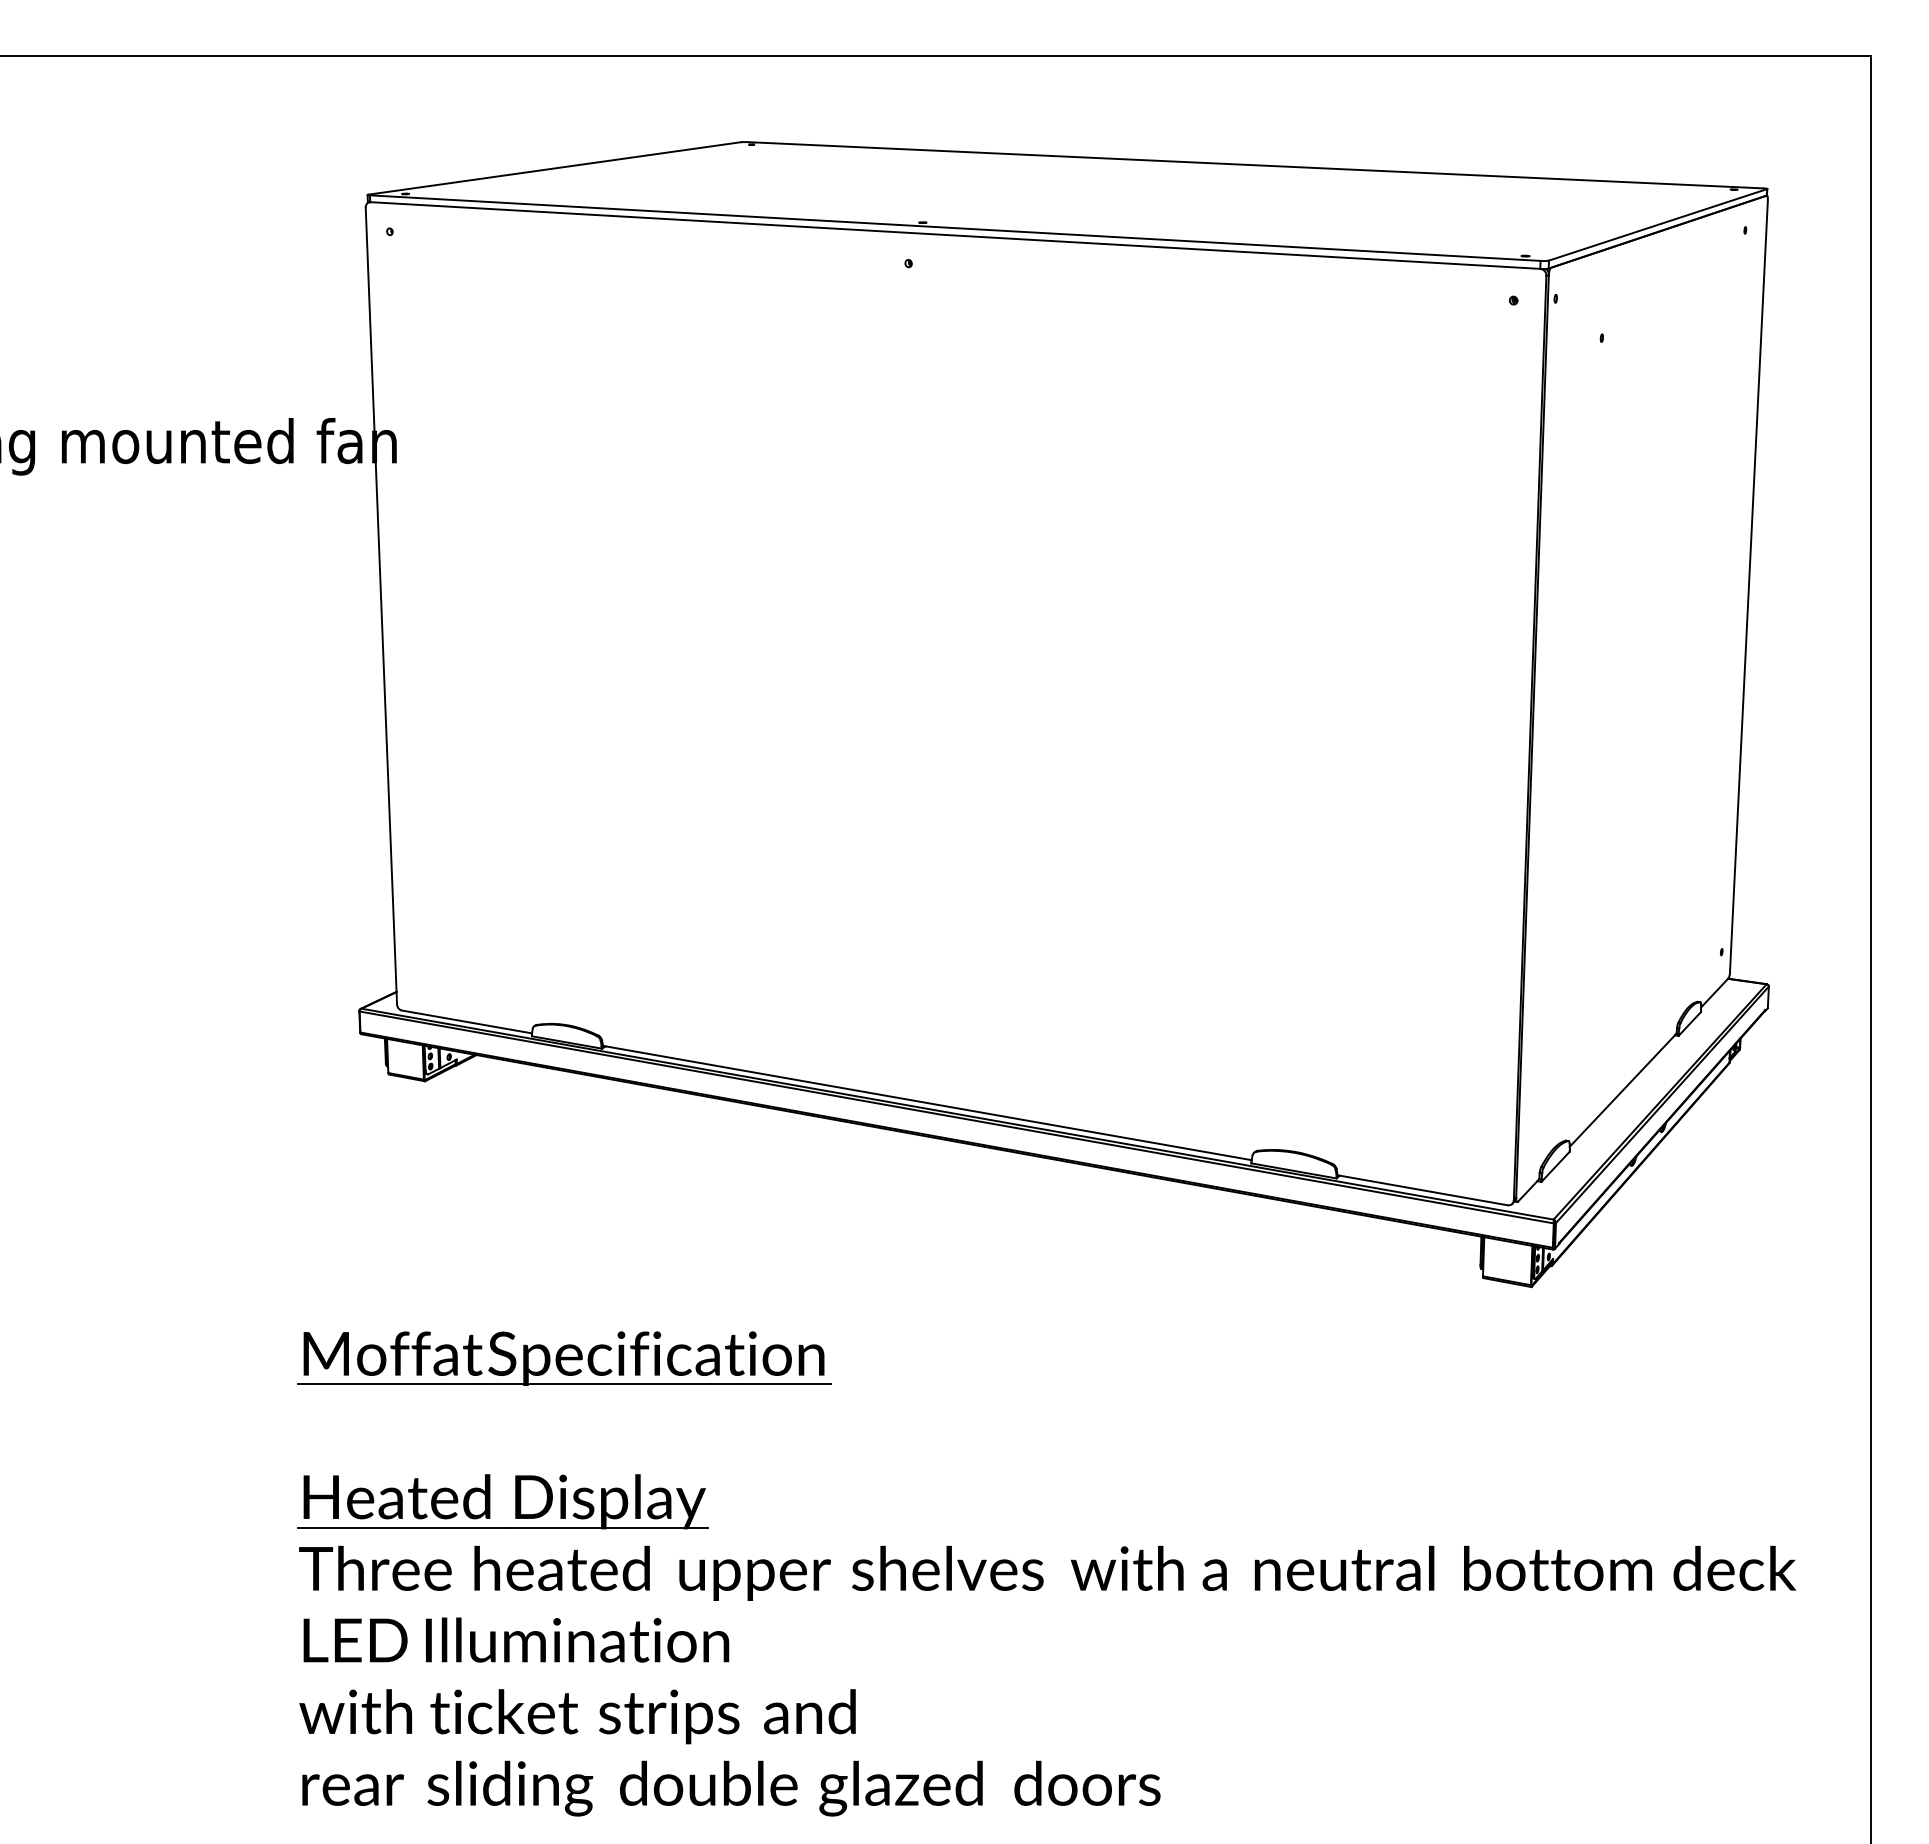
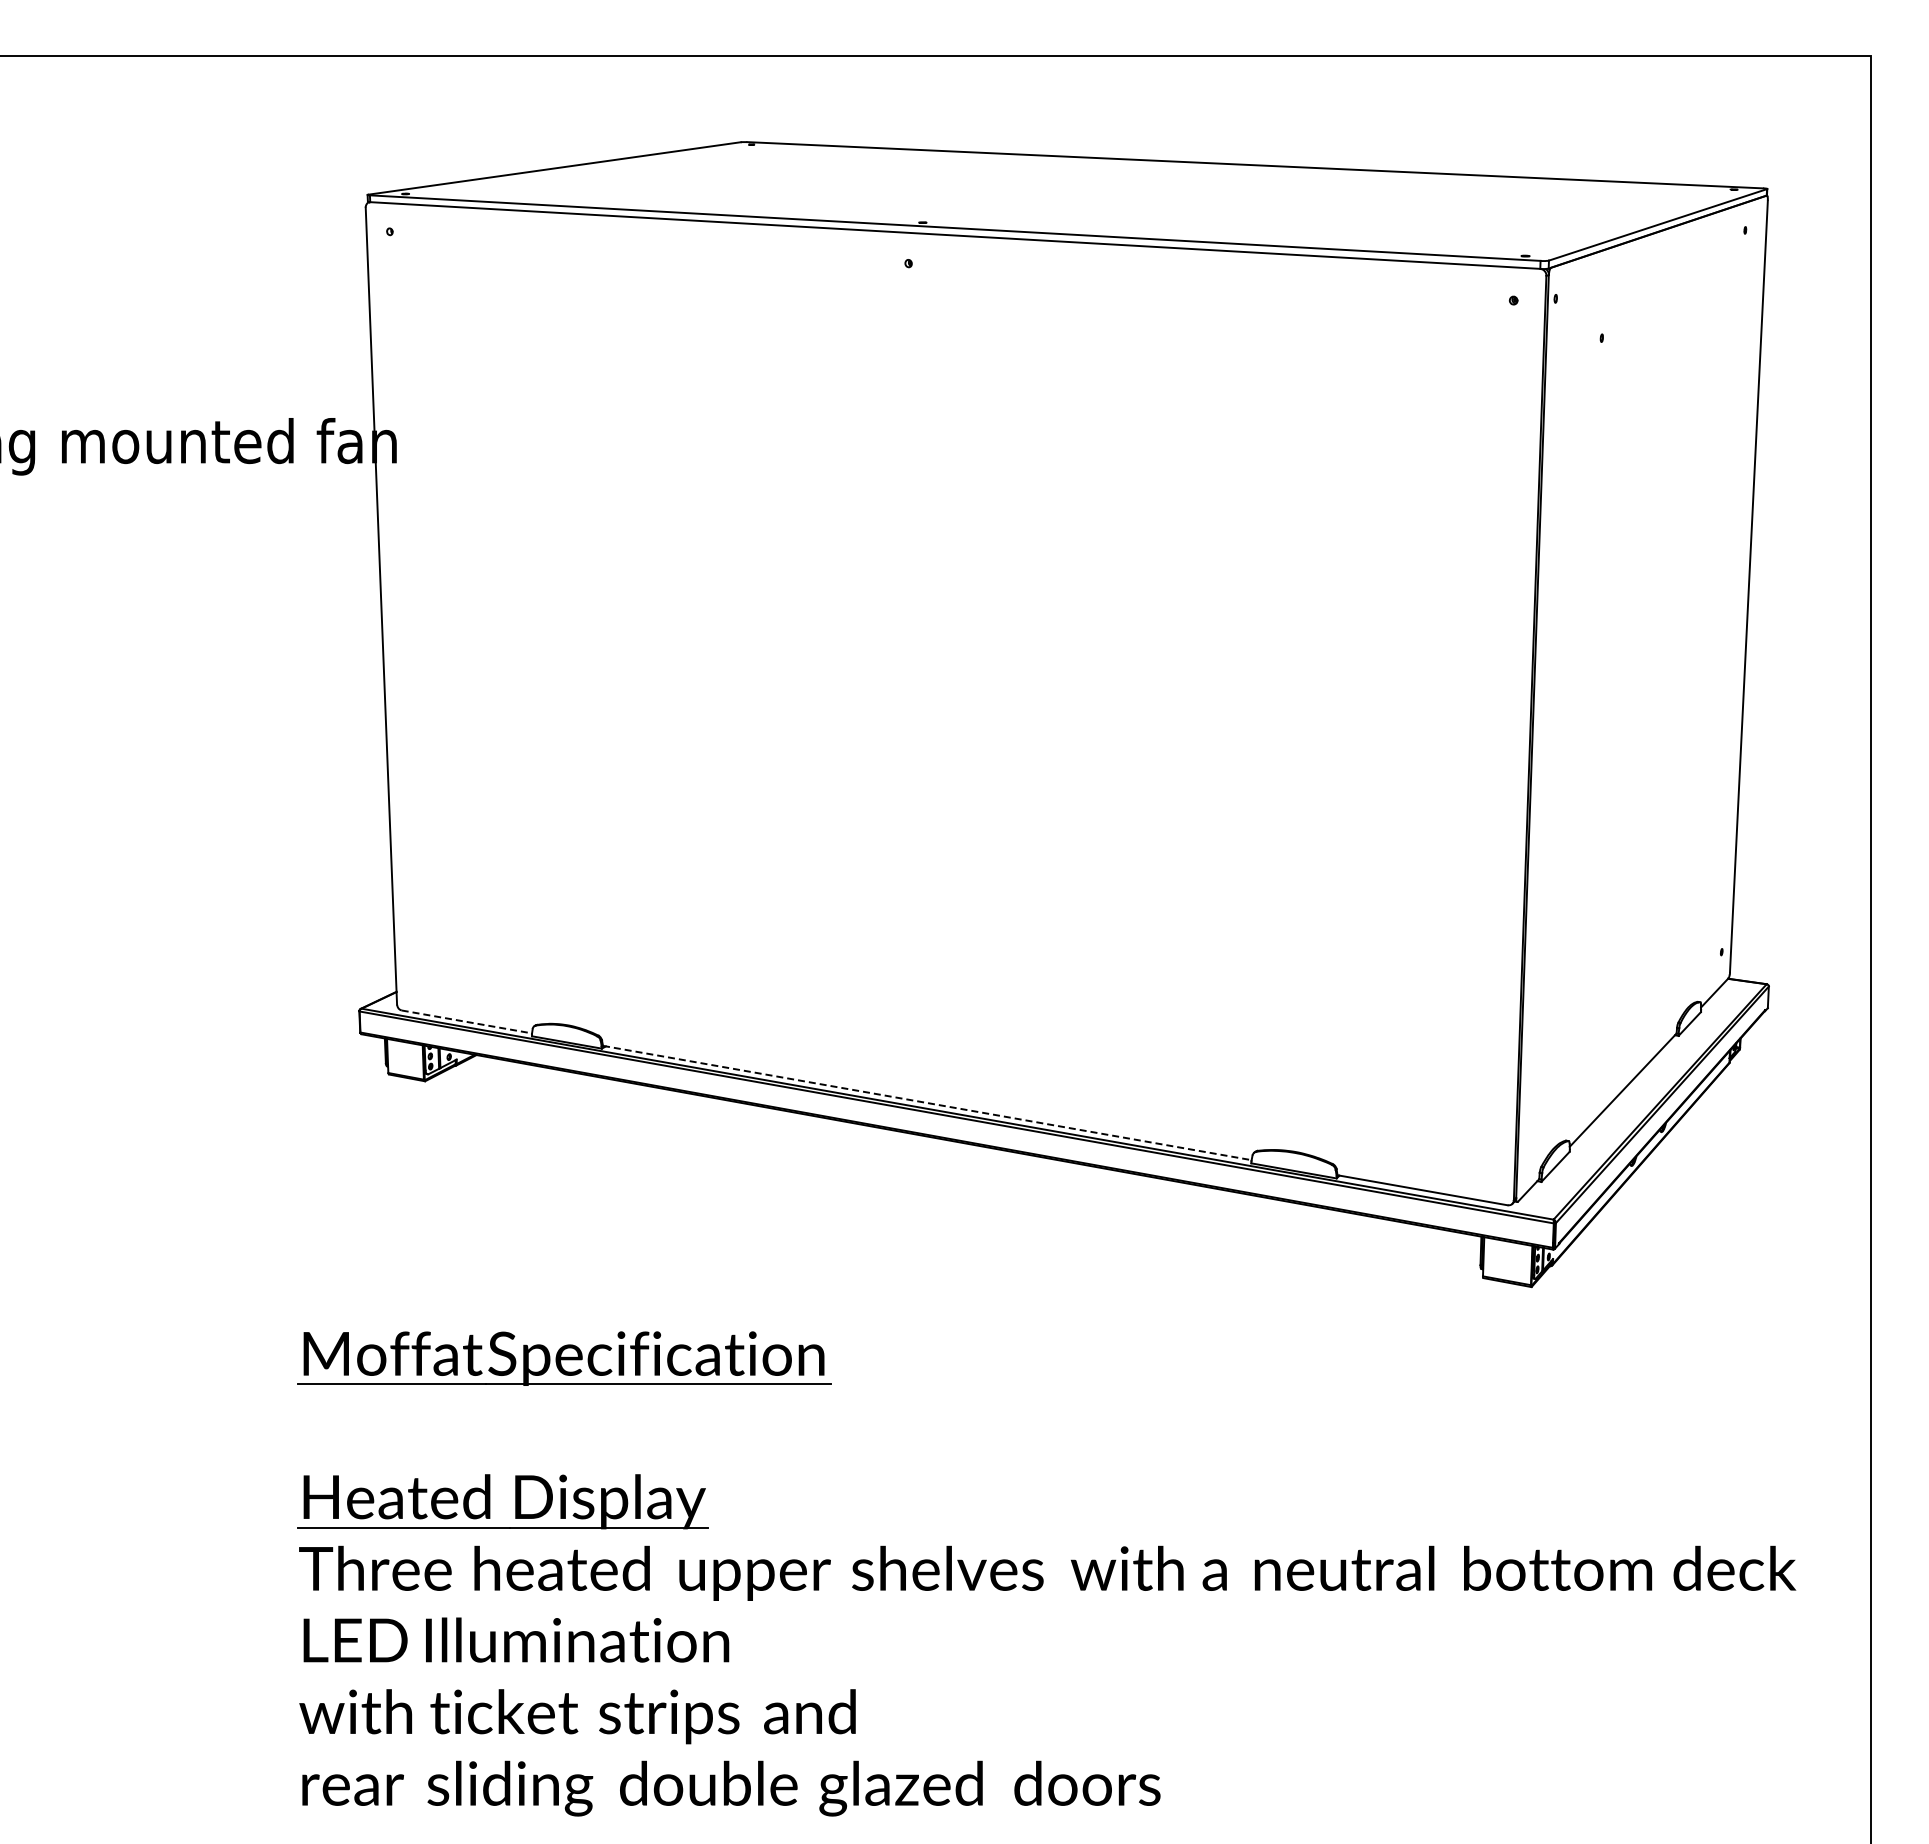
line: solid -> dashed (467, 1022)
line: solid -> dashed (927, 1103)
